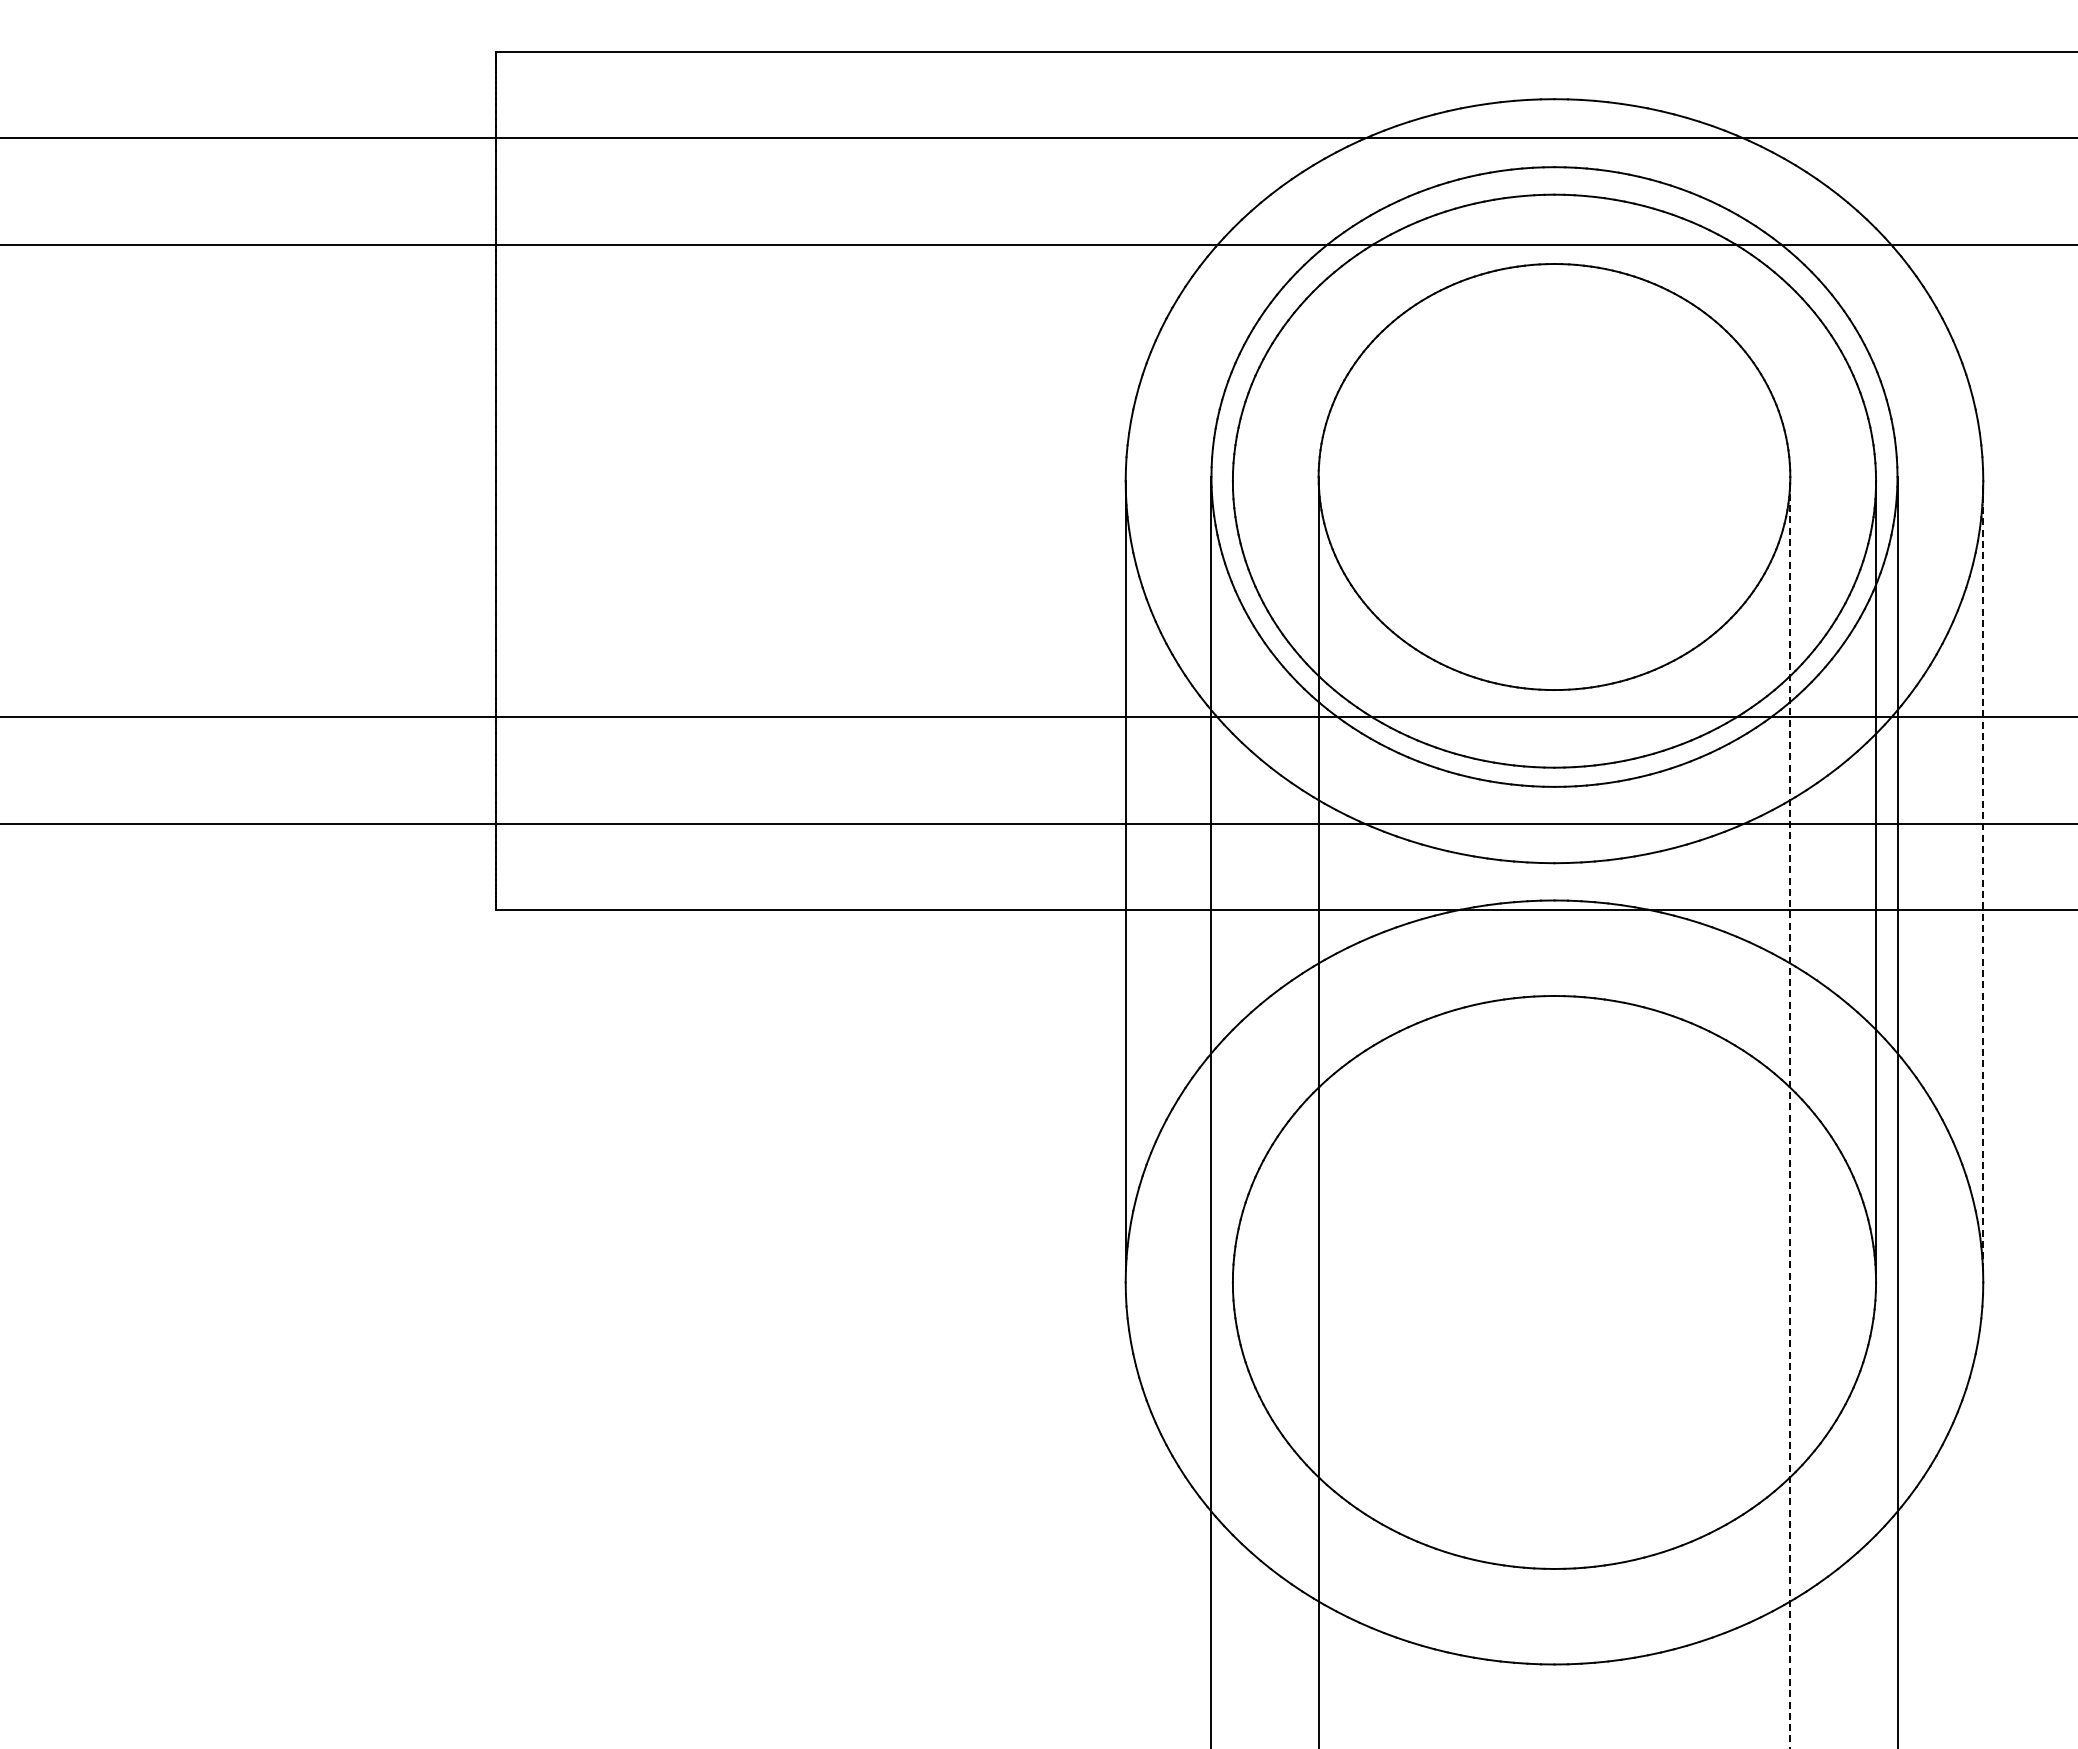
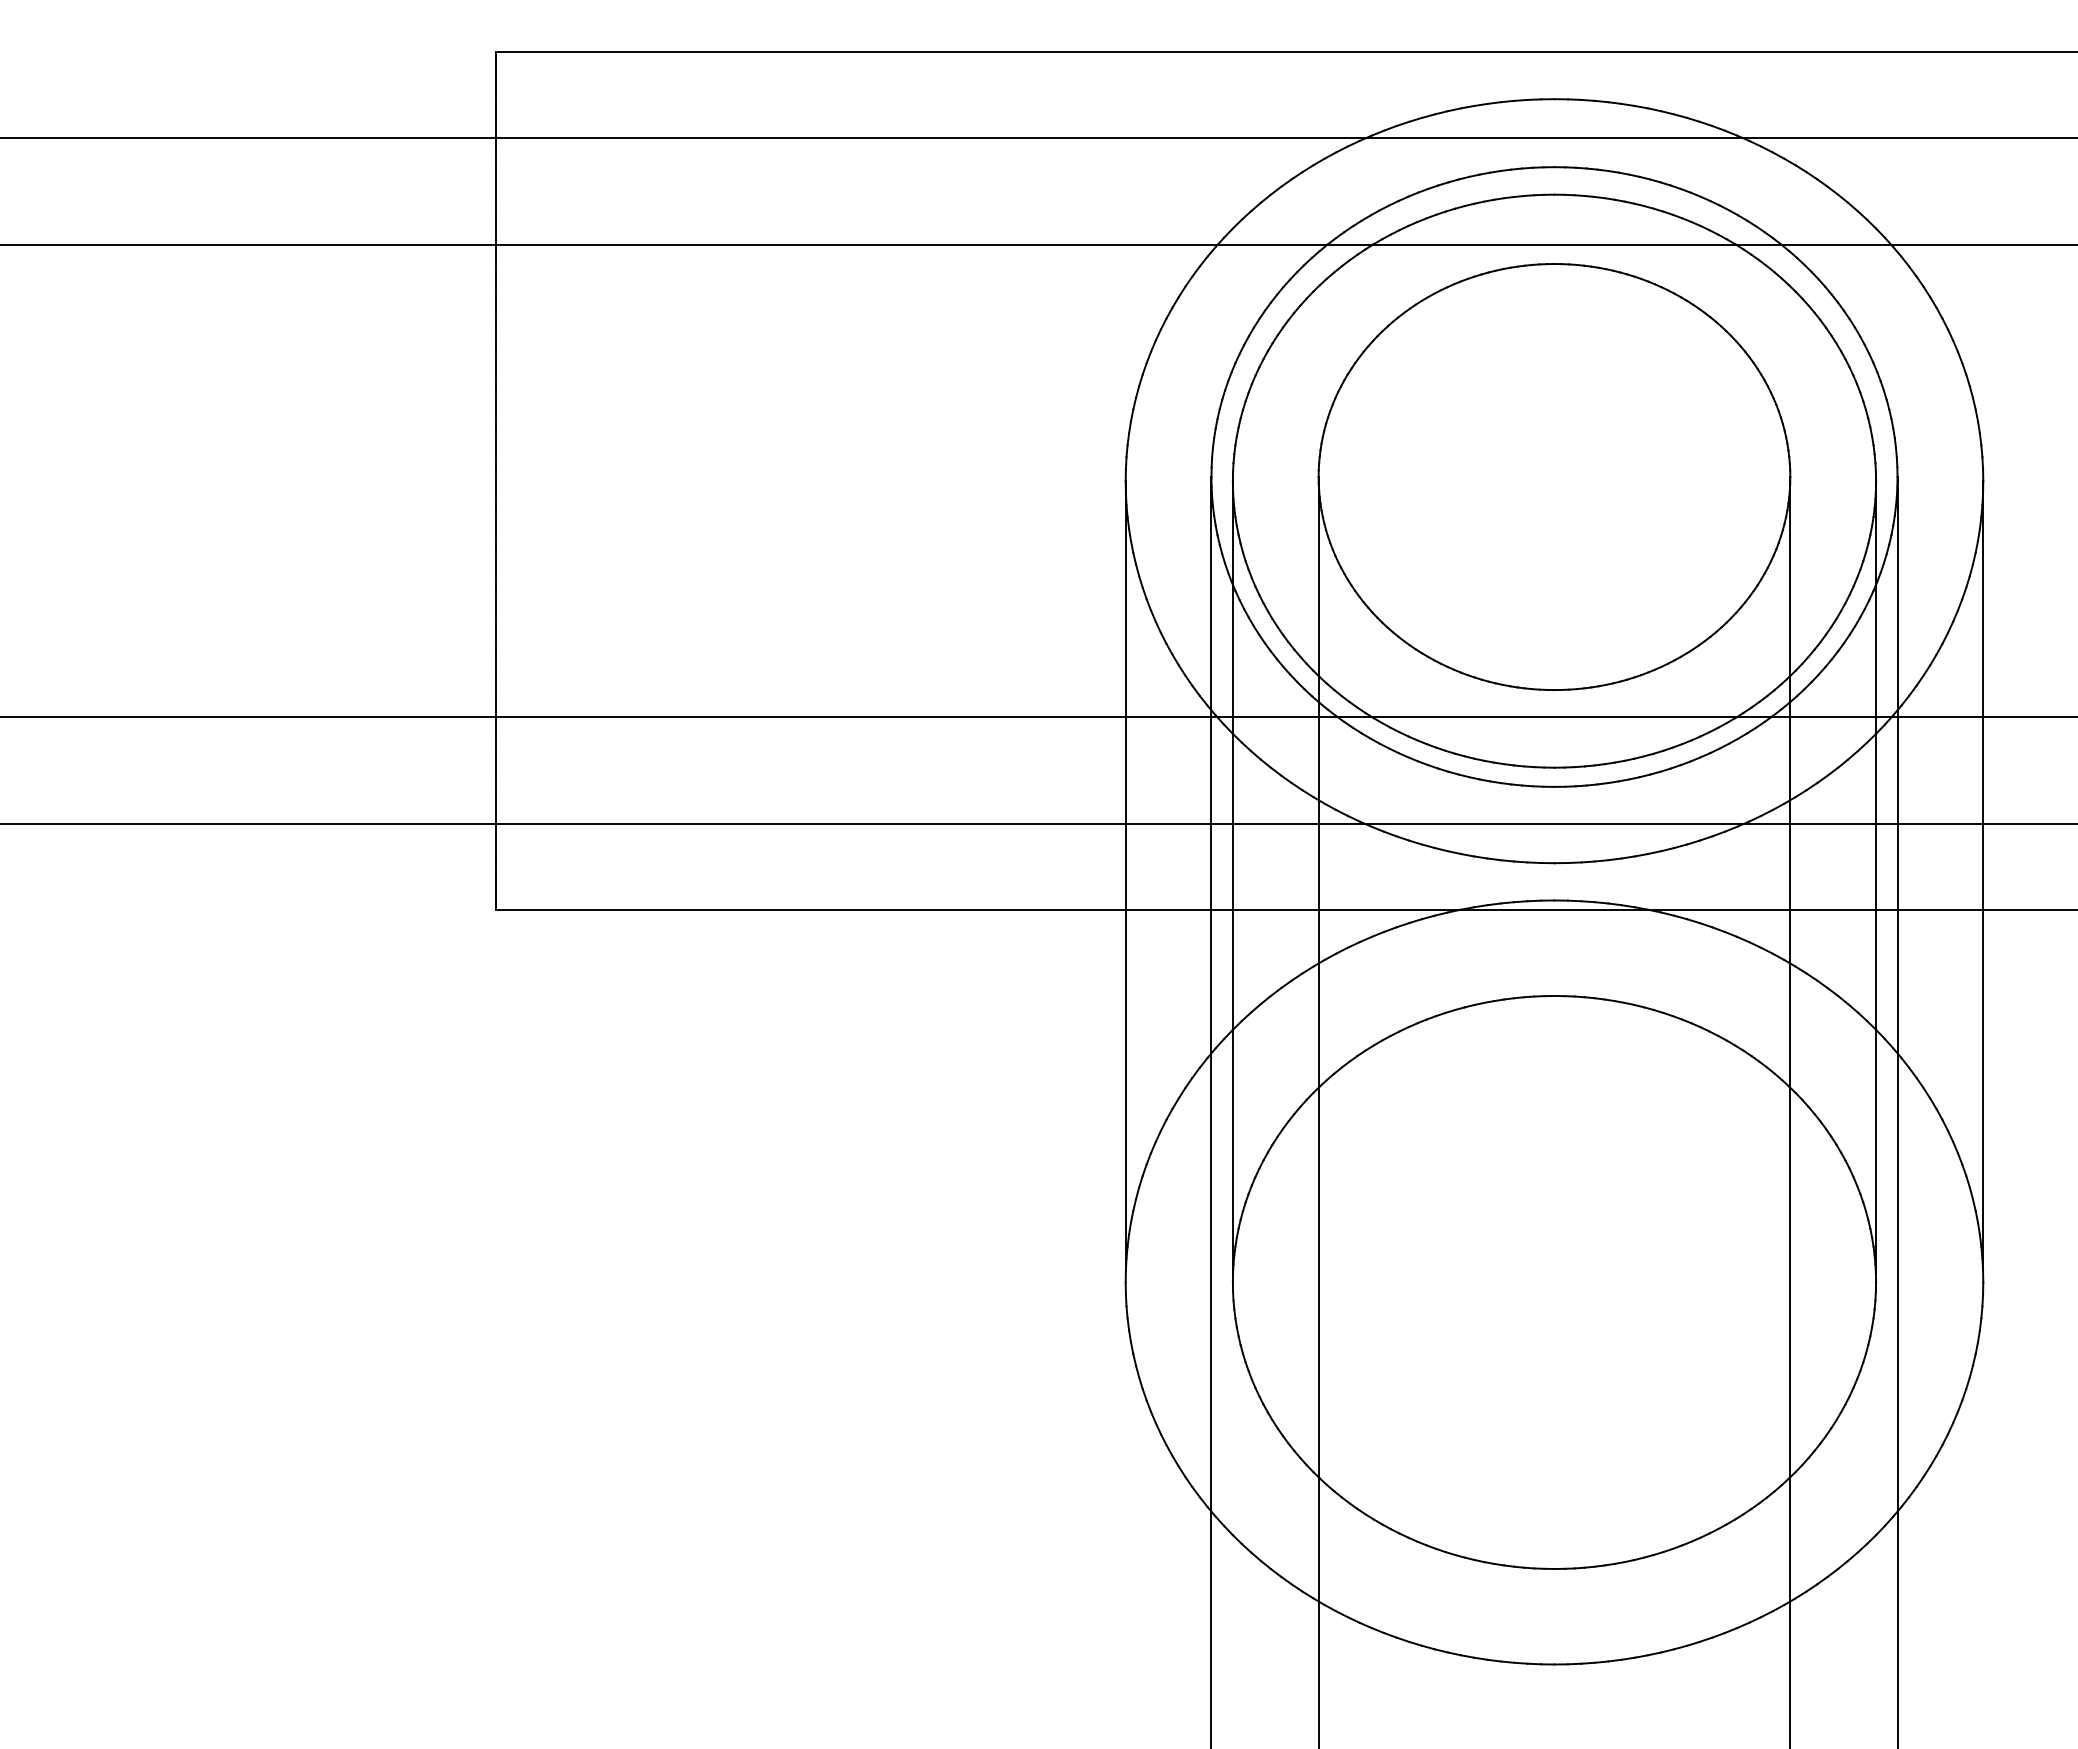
line: dashed -> solid (1983, 875)
line: none -> present (1232, 877)
line: dashed -> solid (1790, 1112)
